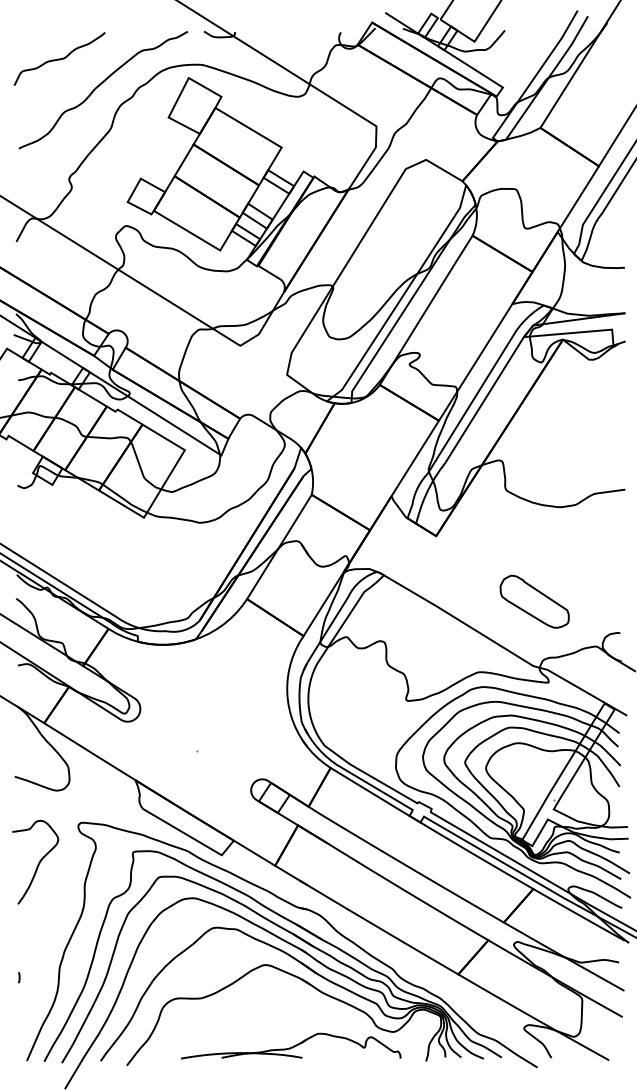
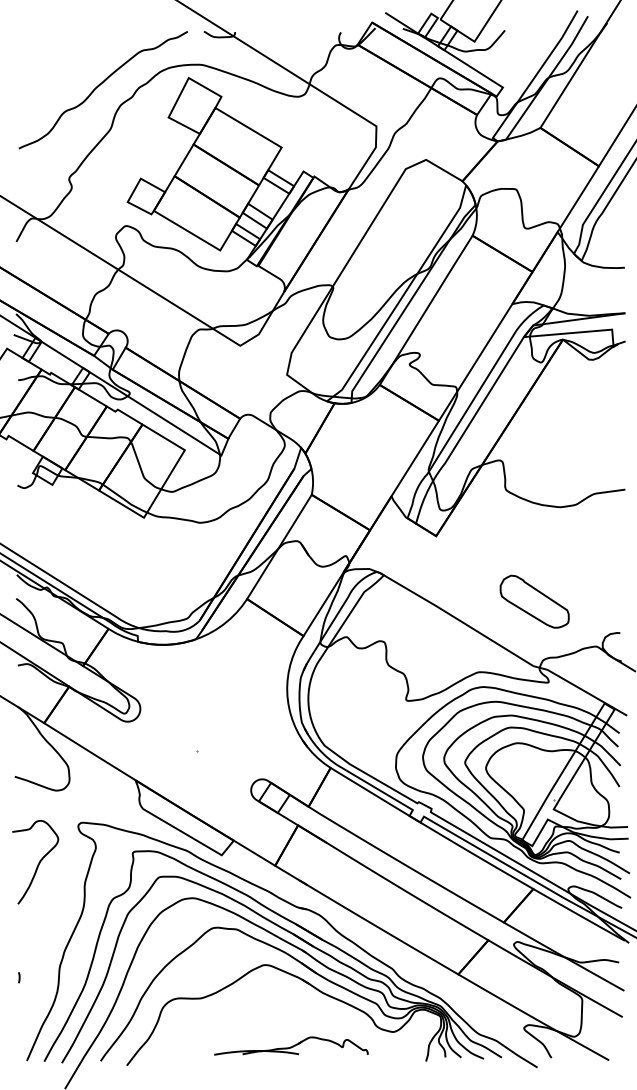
curve: present -> none (59, 58)
part size: 221x28 px -> 155x20 px (291, 1045)
